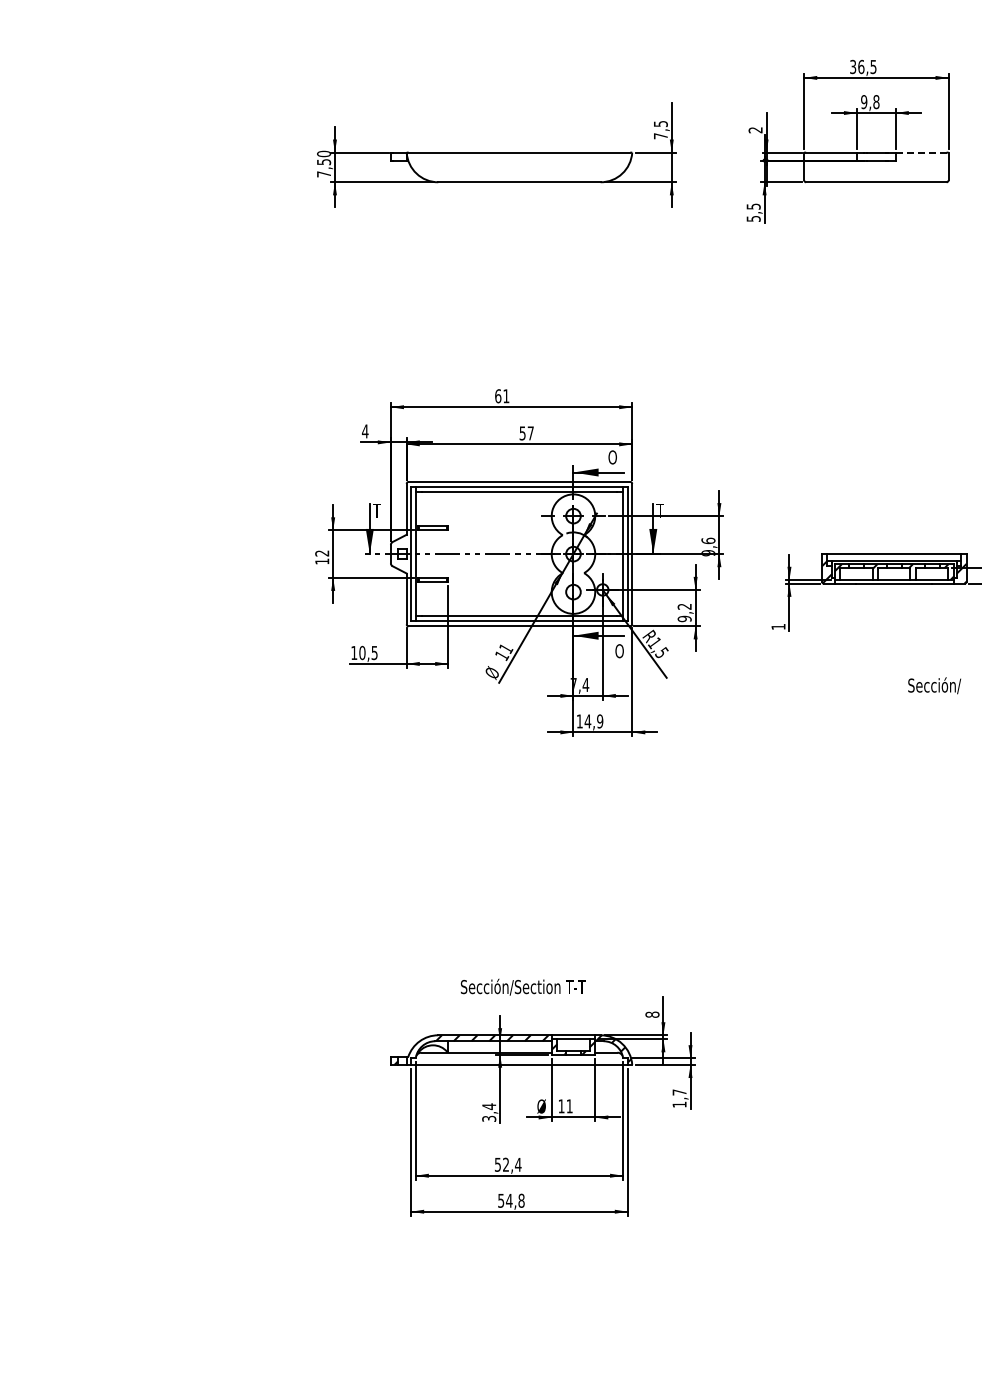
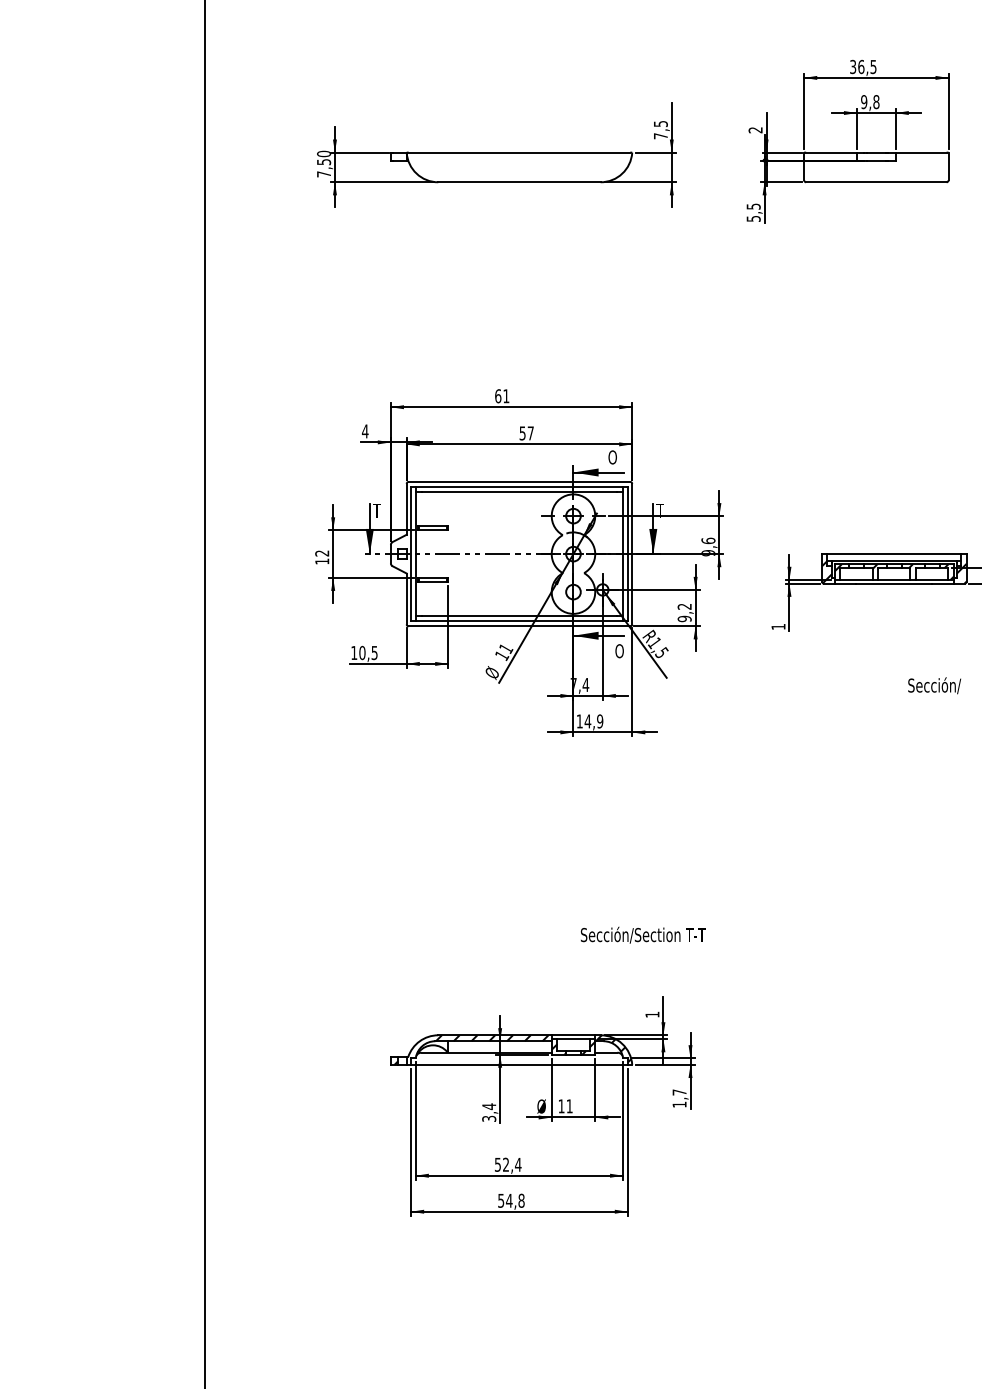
line: dashed -> solid (921, 152)
line: none -> present (204, 693)
text position: (522, 986) -> (642, 934) (642, 934)
text: 8 -> 1 (652, 1014)
